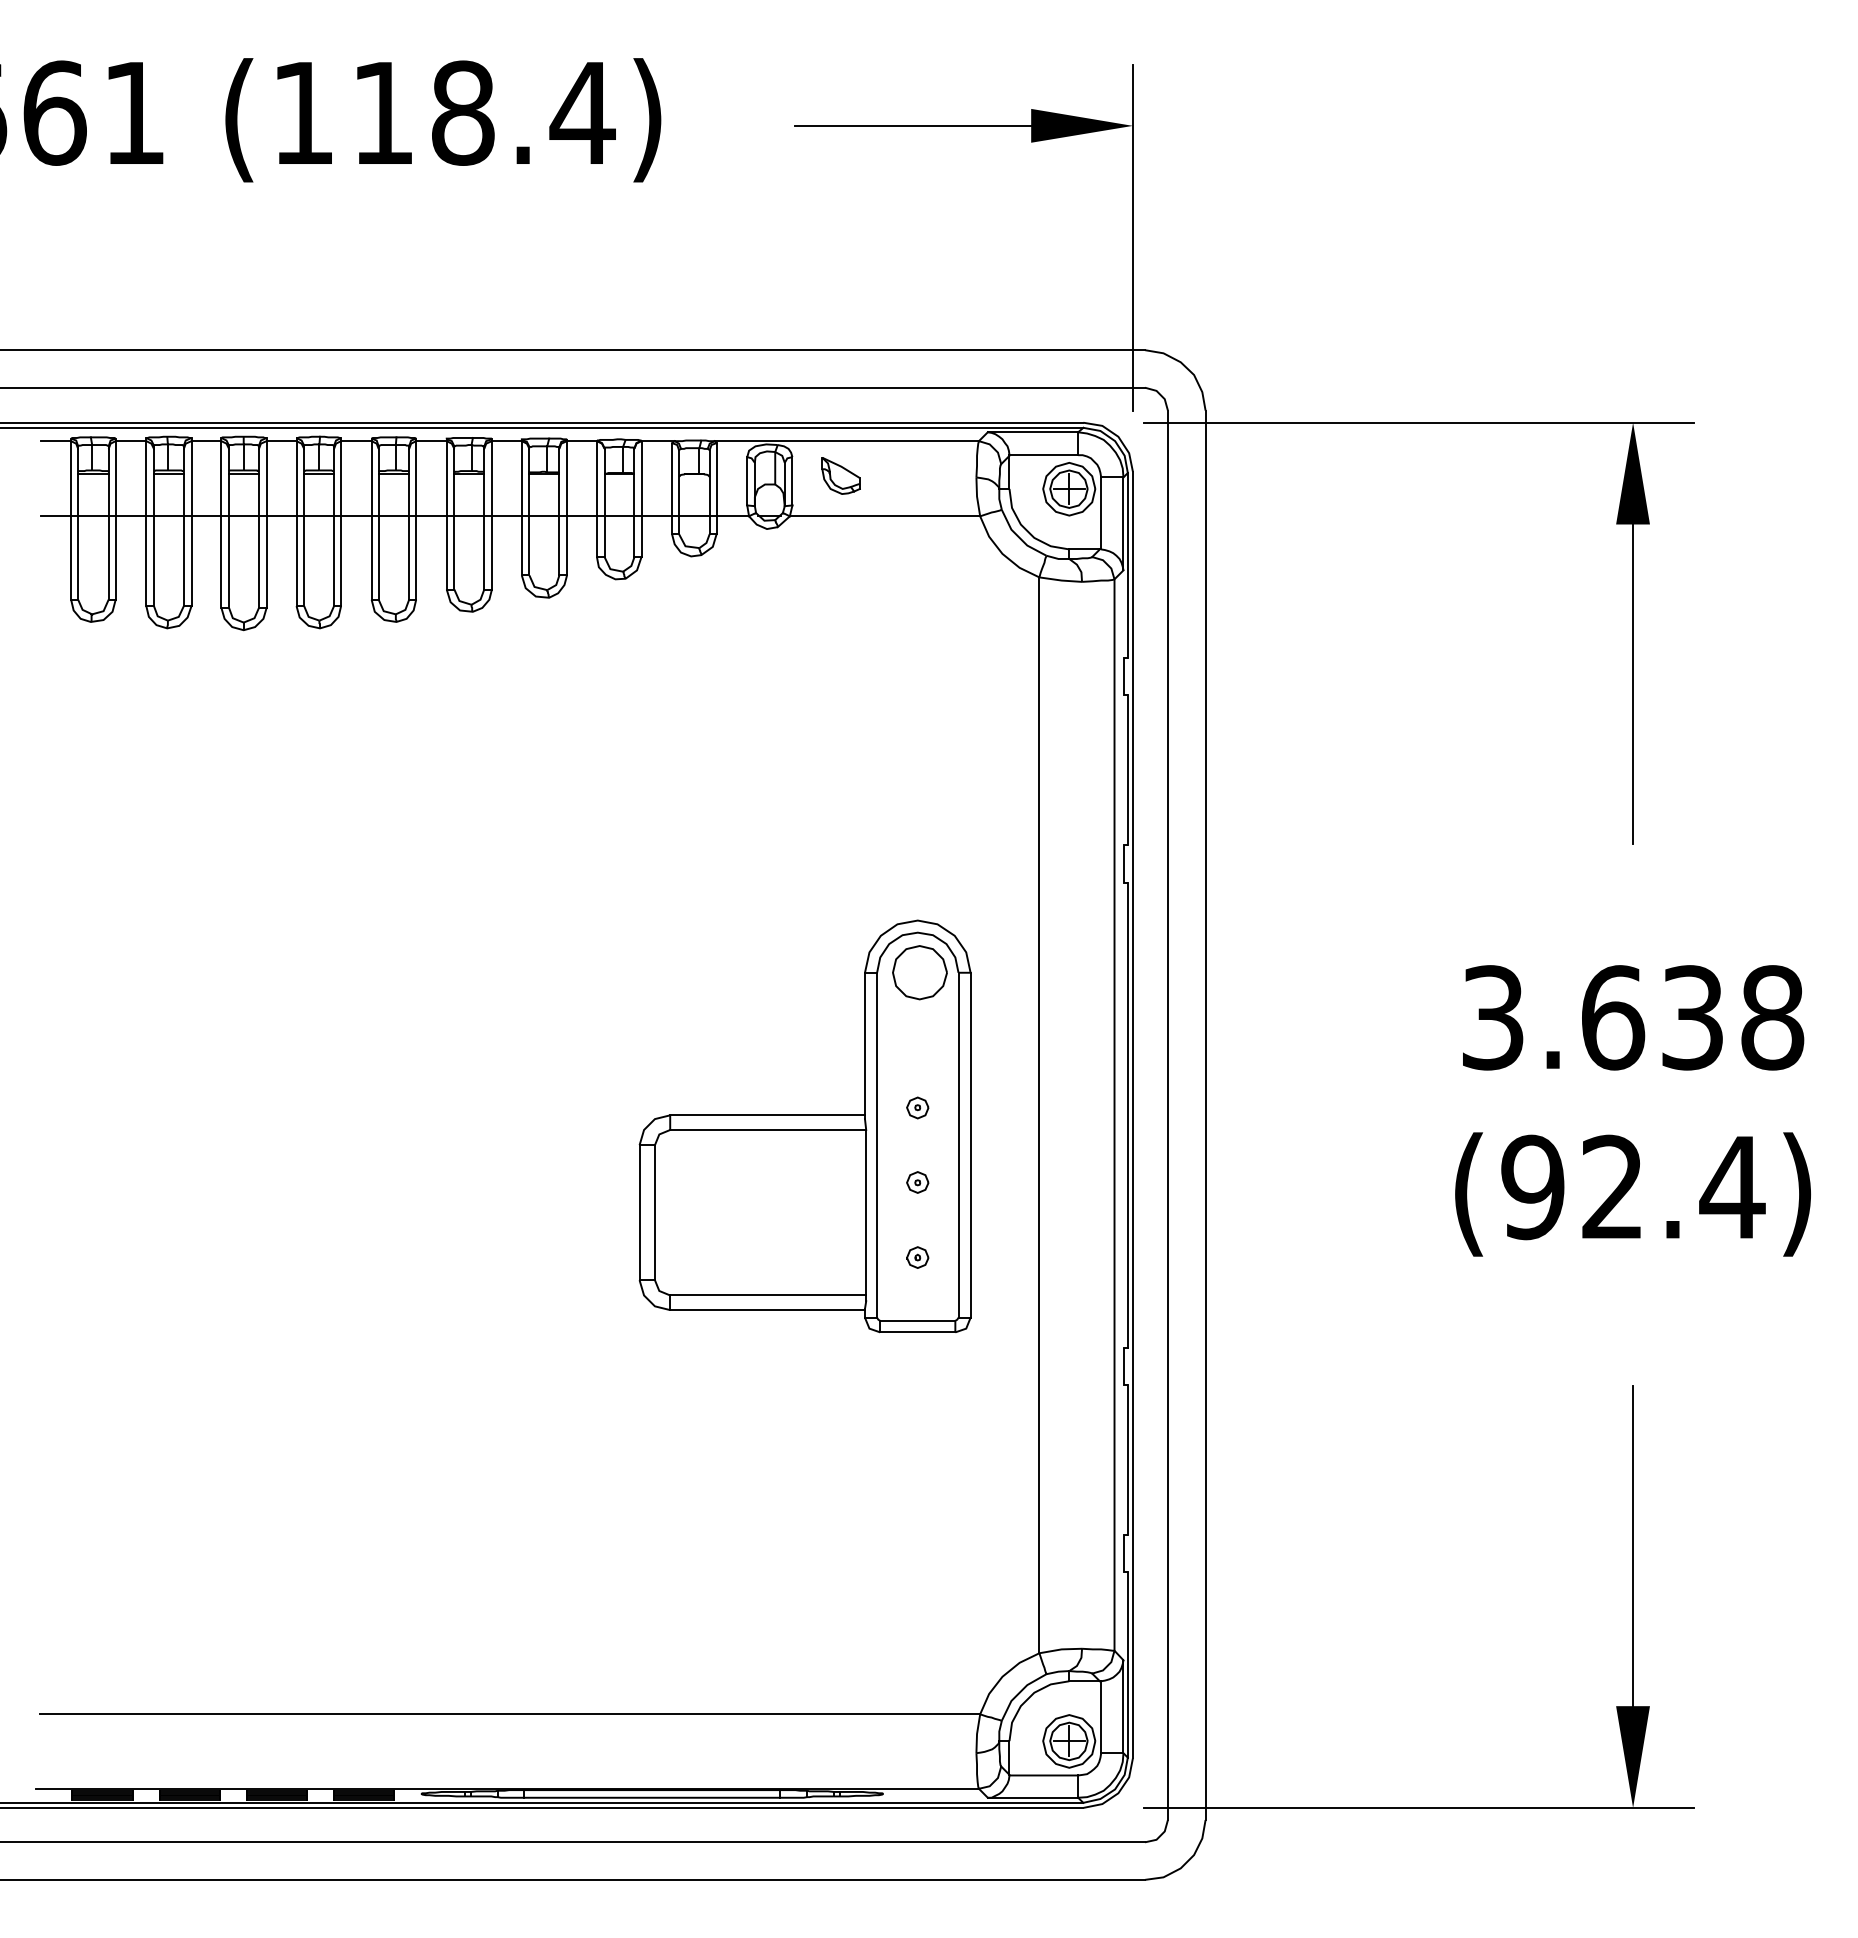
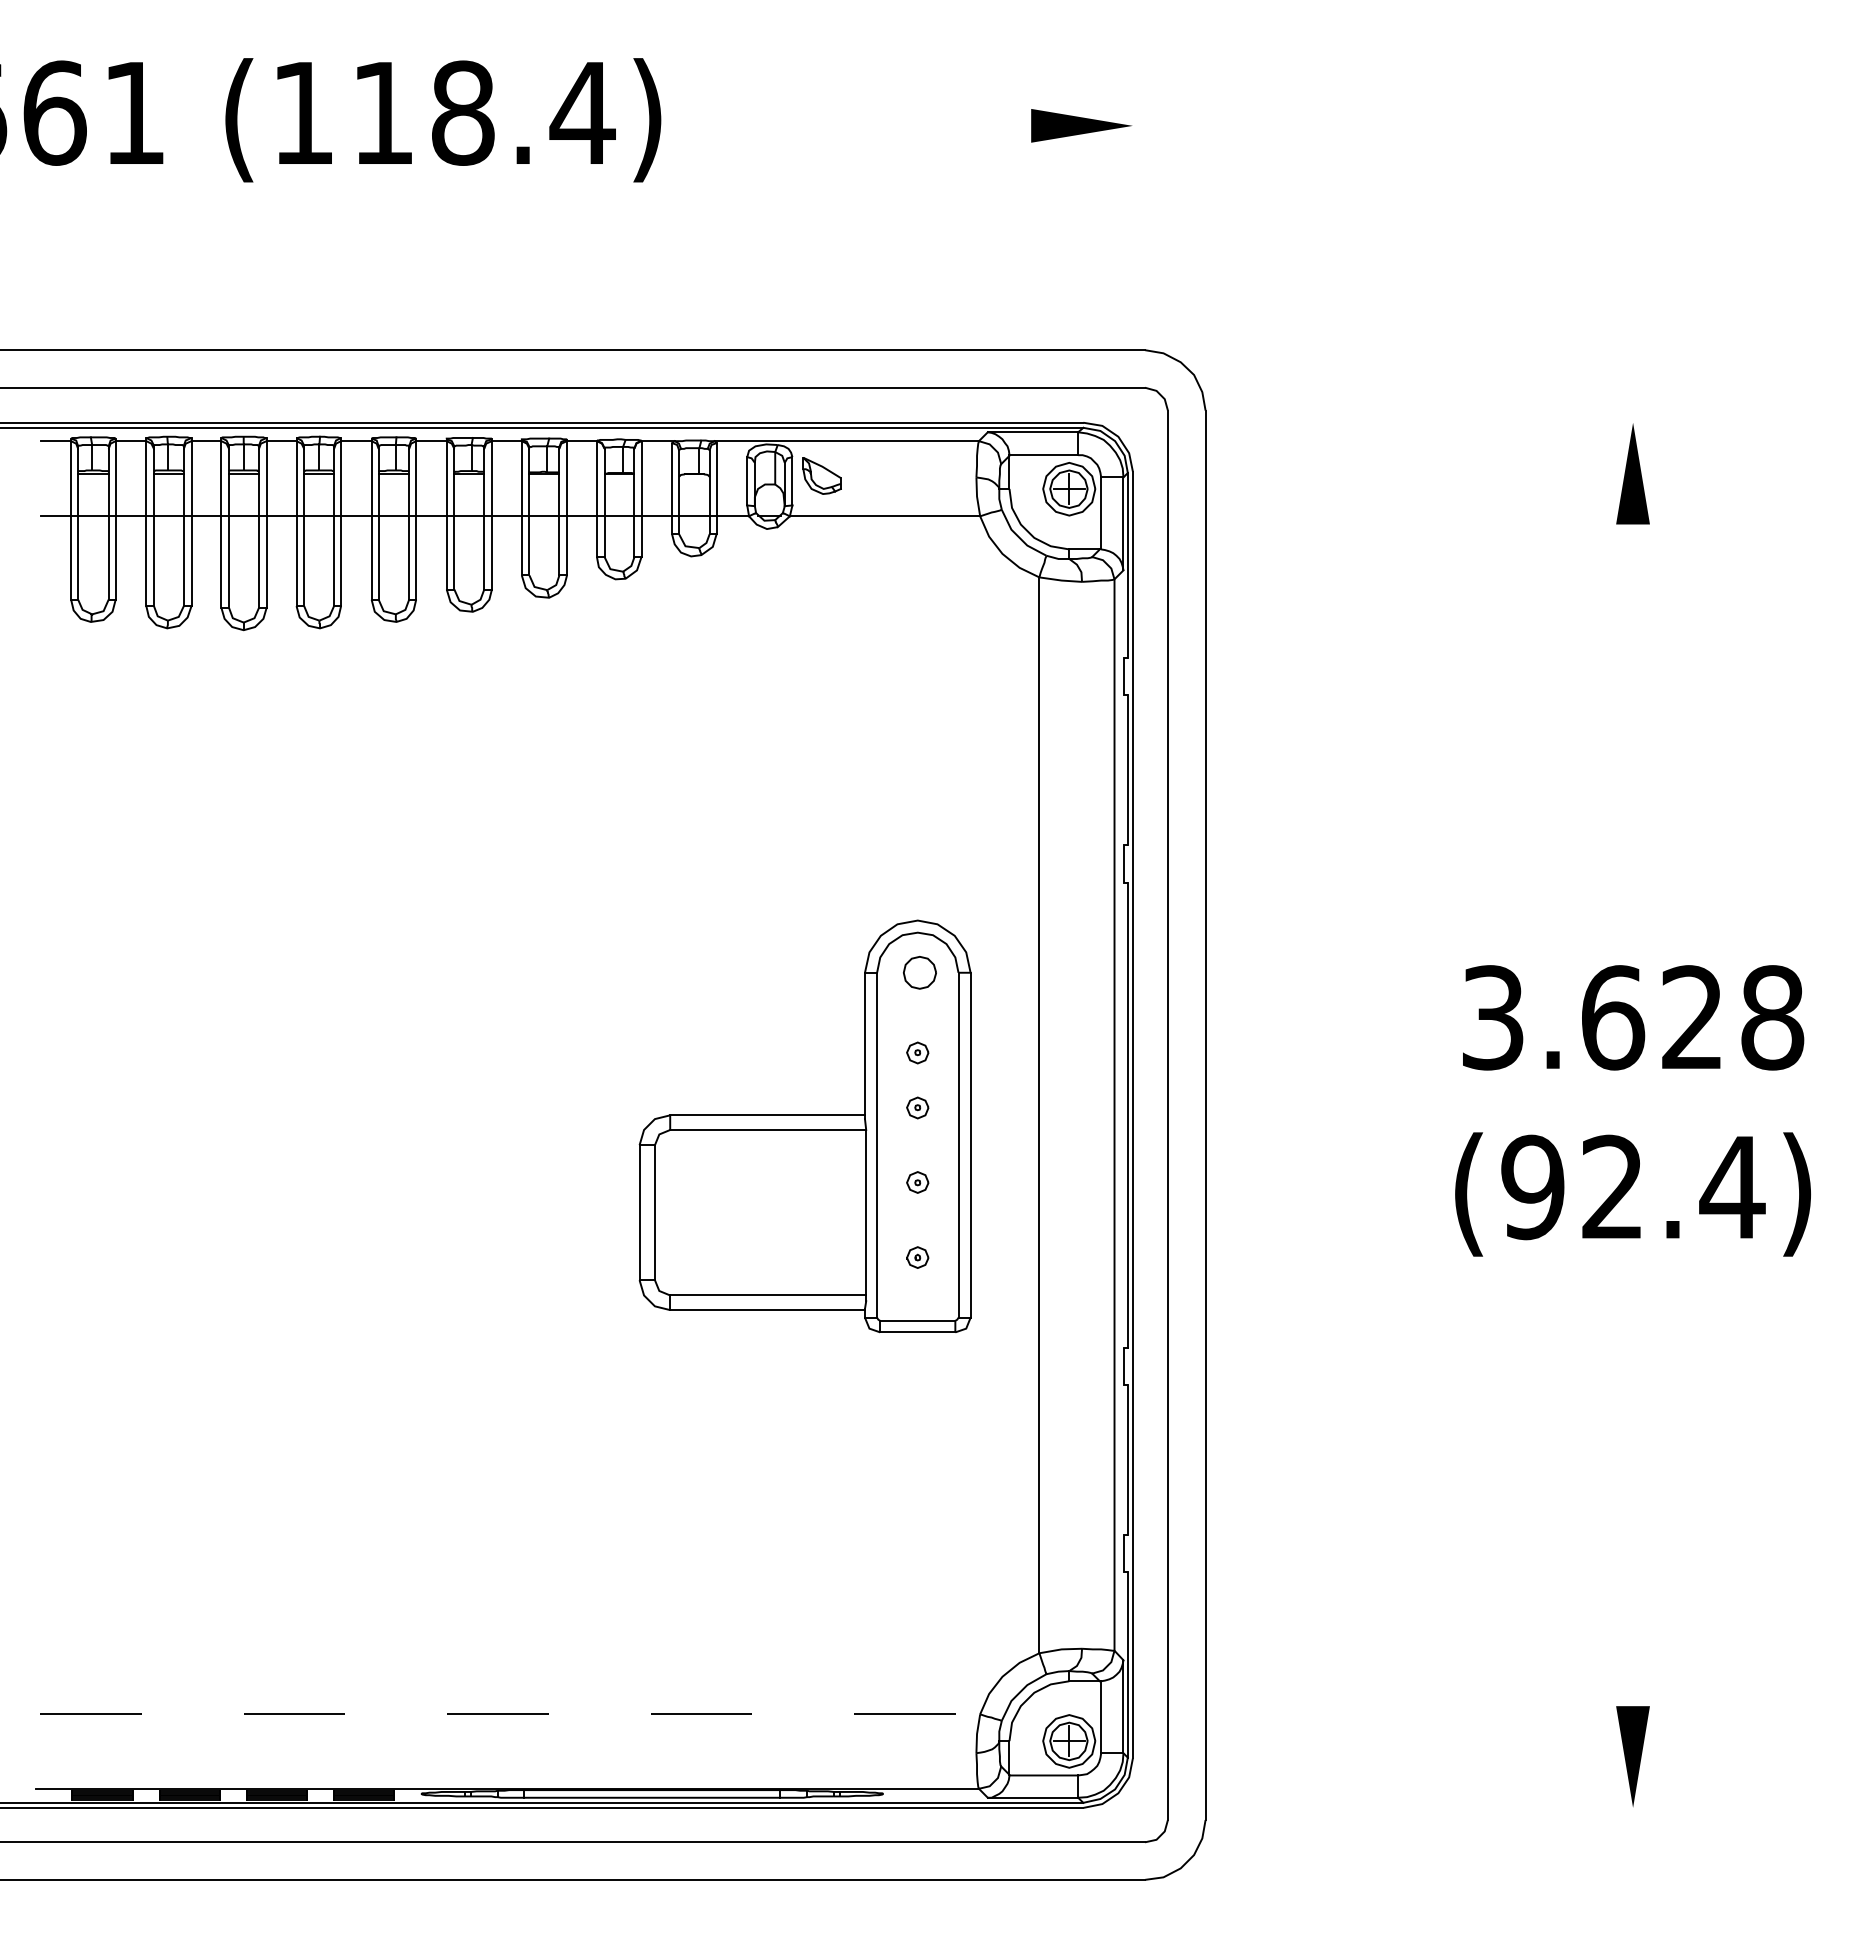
line: present -> none (913, 125)
line: present -> none (1132, 237)
line: present -> none (1419, 422)
part position: (840, 475) -> (821, 475) (821, 475)
line: present -> none (1633, 684)
part size: 56x56 px -> 34x34 px (919, 972)
text: 3.638 -> 3.628 (1692, 1017)
part: none -> present (917, 1052)
line: present -> none (1633, 1546)
line: solid -> dashed (510, 1714)
line: present -> none (1419, 1807)
